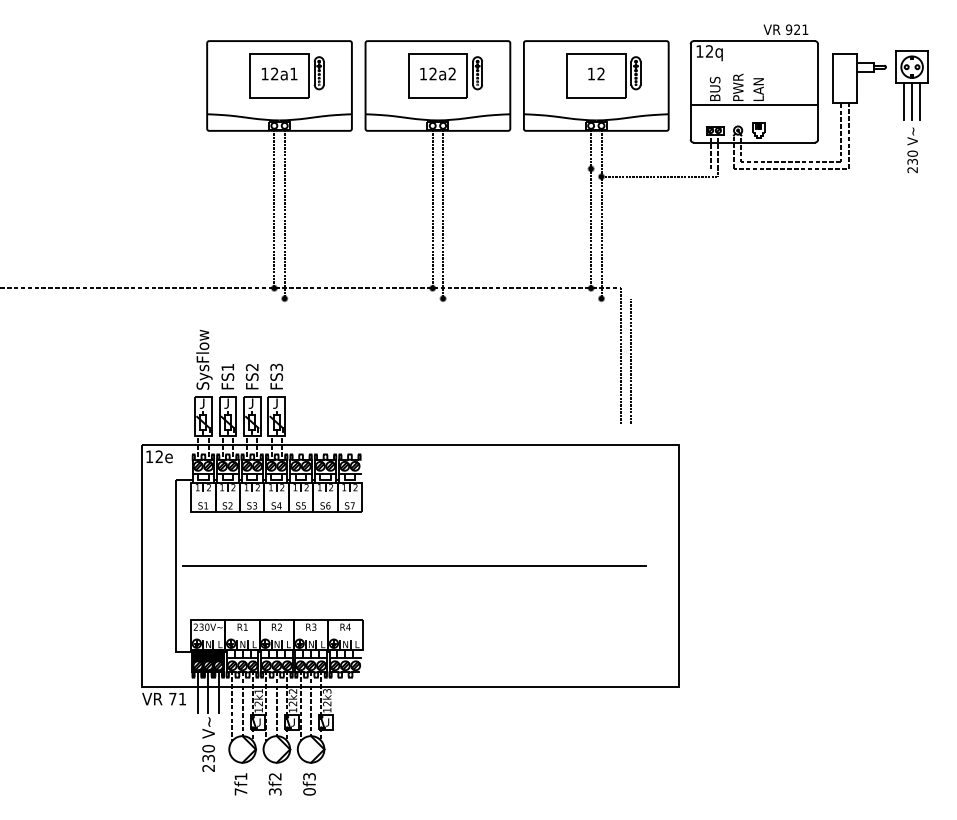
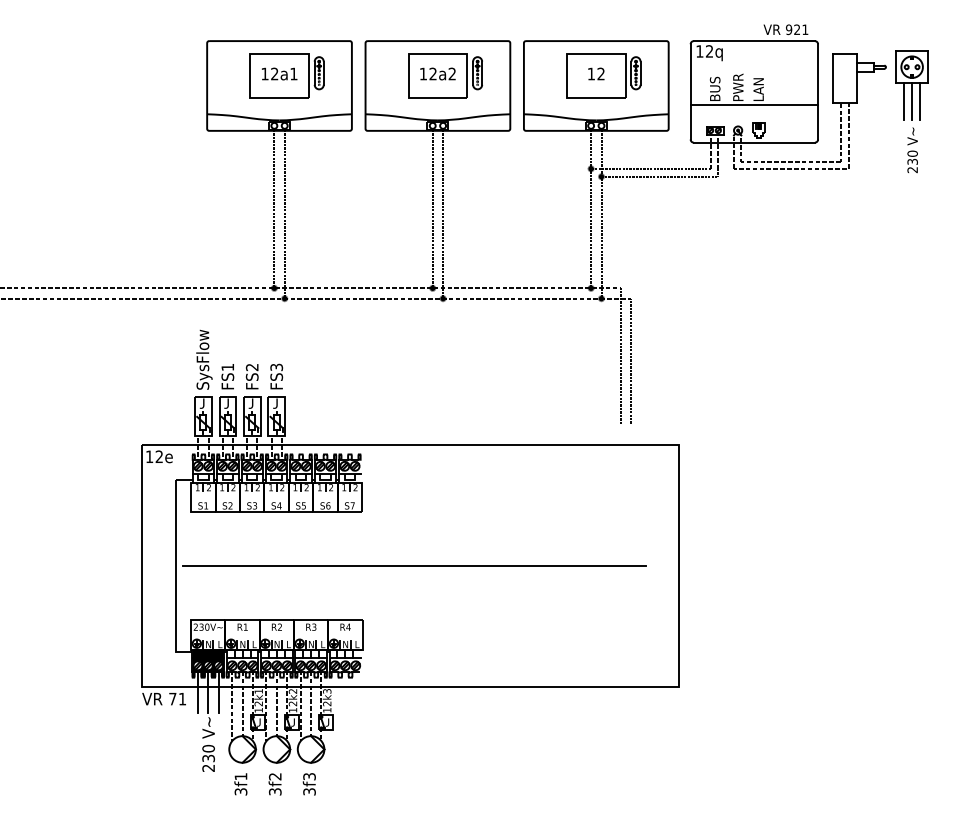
line: none -> present (650, 168)
line: none -> present (316, 298)
text: 7f1 -> 3f1 (240, 791)
text: 0f3 -> 3f3 (309, 791)
